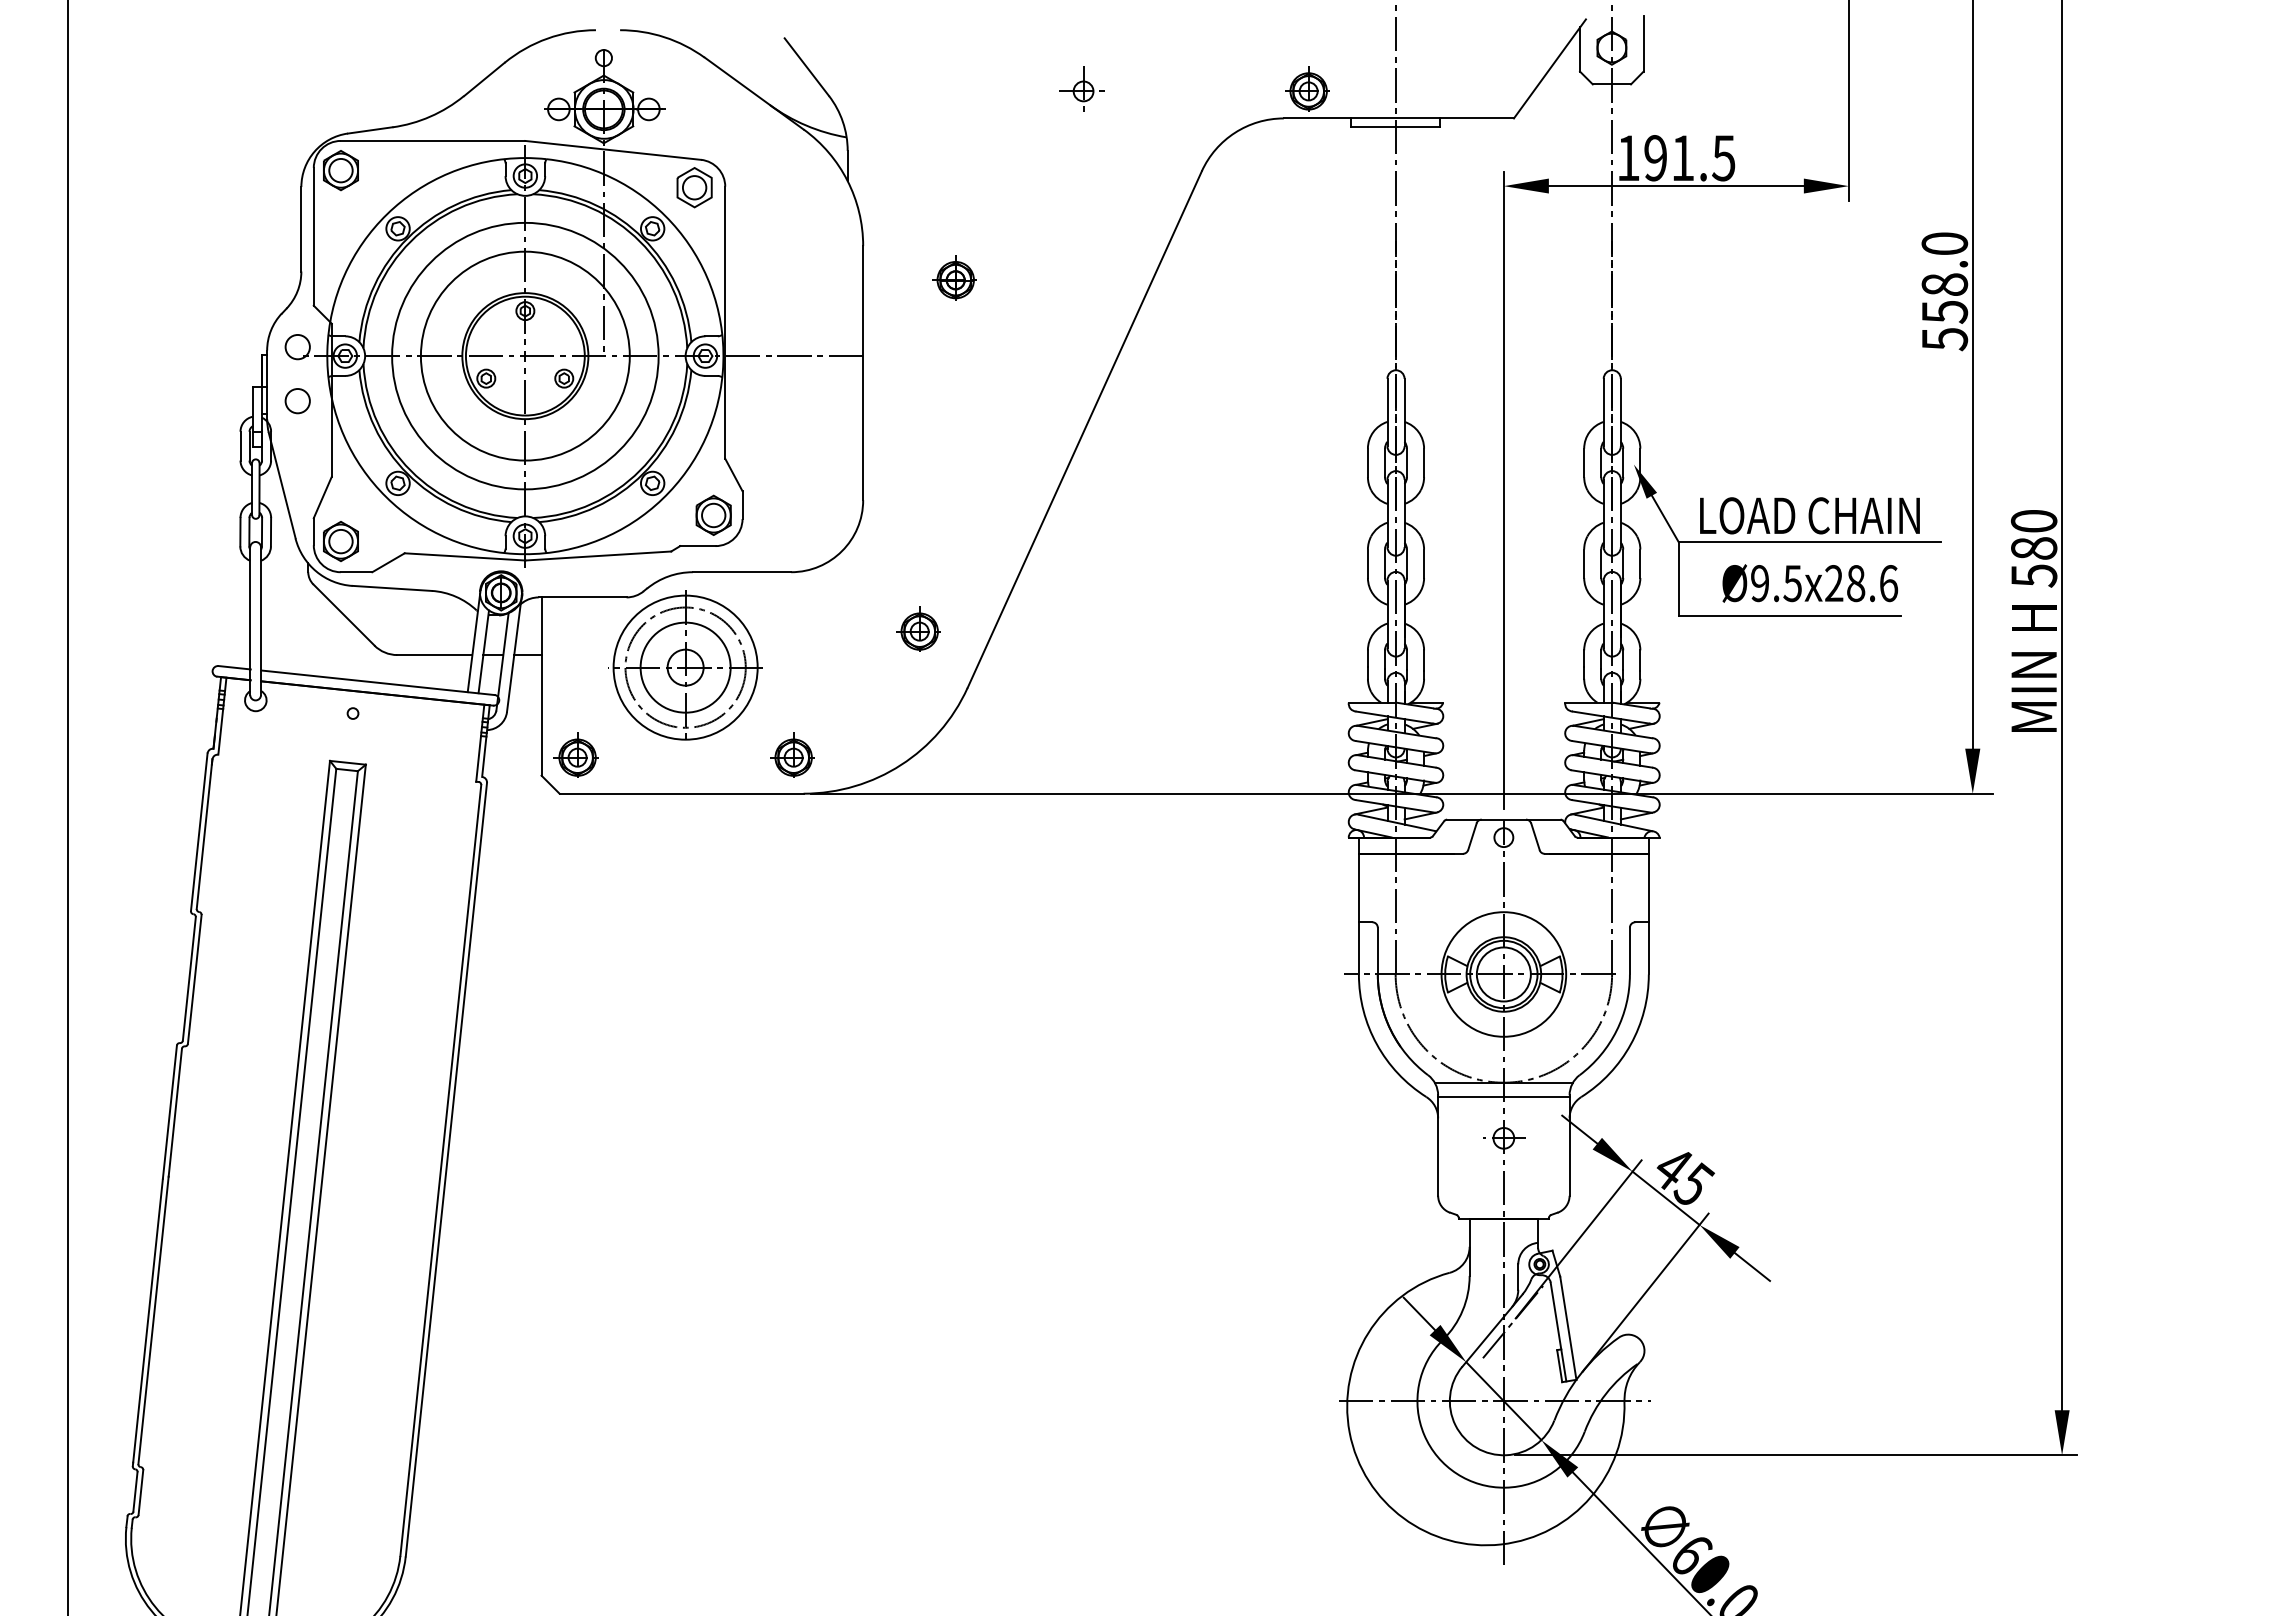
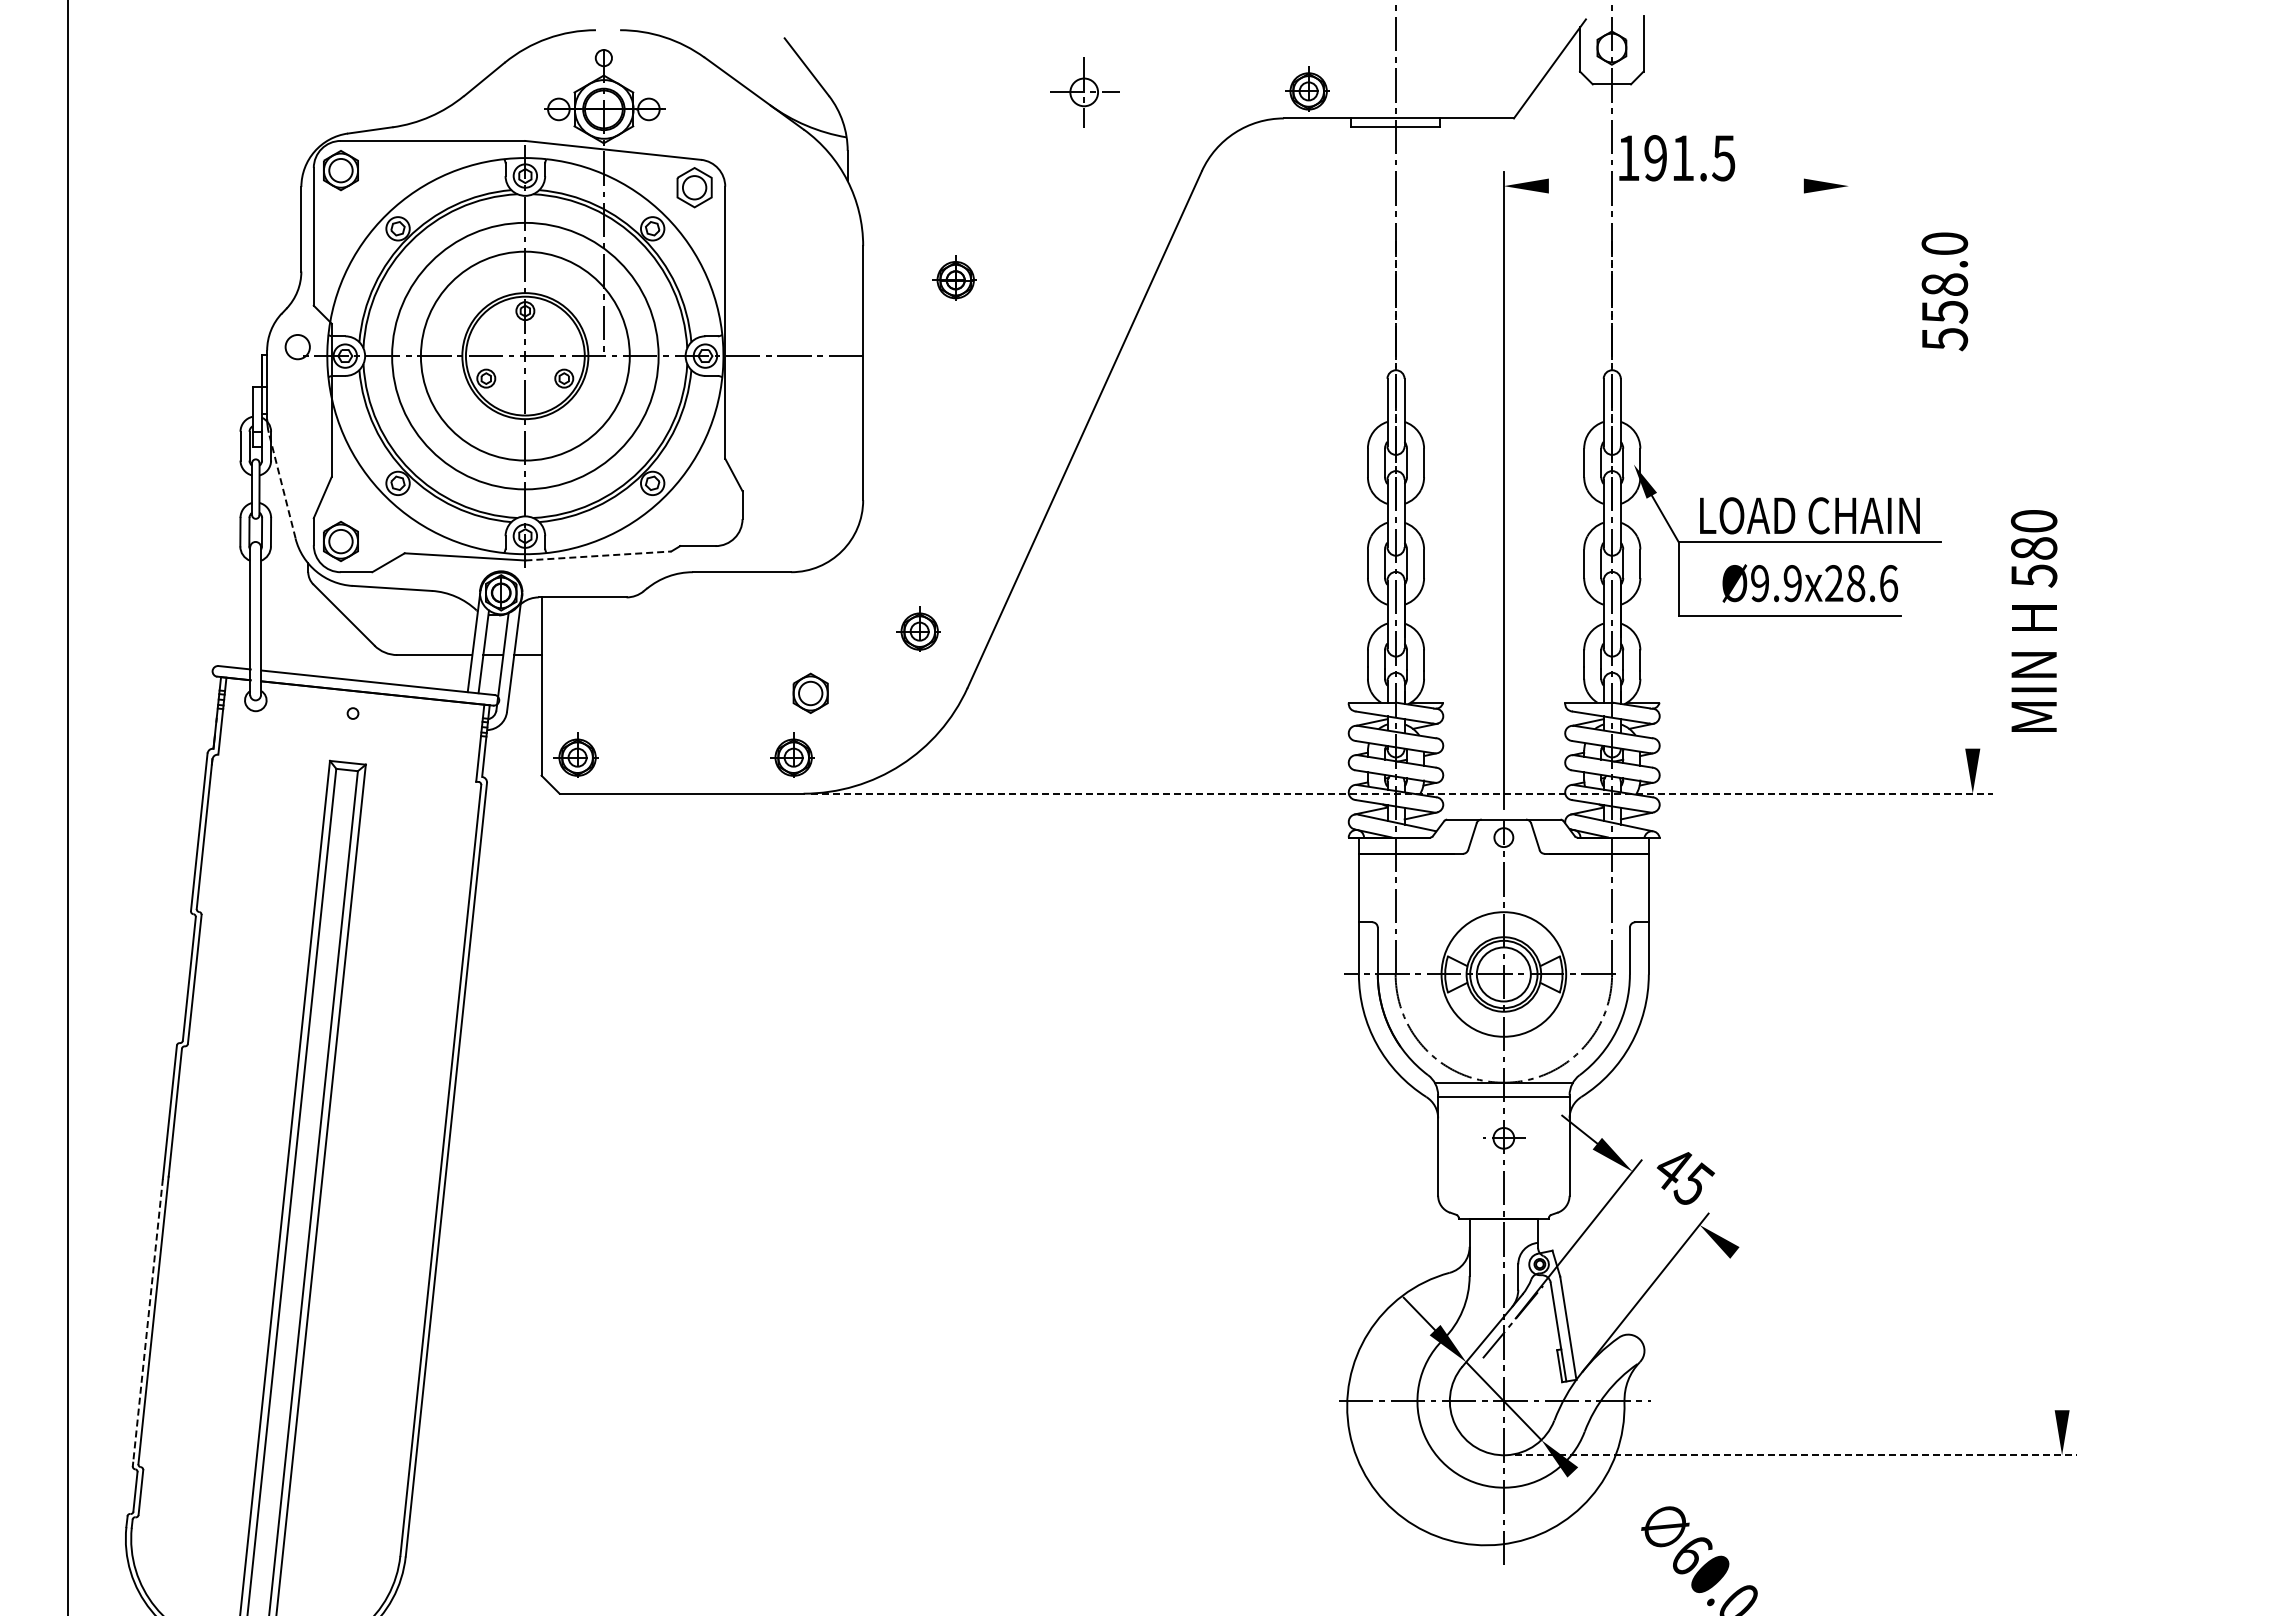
part size: 46x46 px -> 70x71 px (1084, 92)
line: present -> none (1848, 101)
line: present -> none (1675, 186)
line: present -> none (1972, 375)
circle: present -> none (297, 401)
line: solid -> dashed (282, 485)
part position: (713, 514) -> (810, 692) (810, 692)
line: solid -> dashed (598, 555)
text: Ø9.5x28.6 -> Ø9.9x28.6 (1792, 583)
part: present -> none (685, 665)
line: present -> none (2062, 706)
line: solid -> dashed (1402, 793)
line: present -> none (1665, 1197)
line: present -> none (1752, 1266)
line: solid -> dashed (148, 1320)
line: solid -> dashed (1795, 1455)
line: present -> none (1640, 1542)
